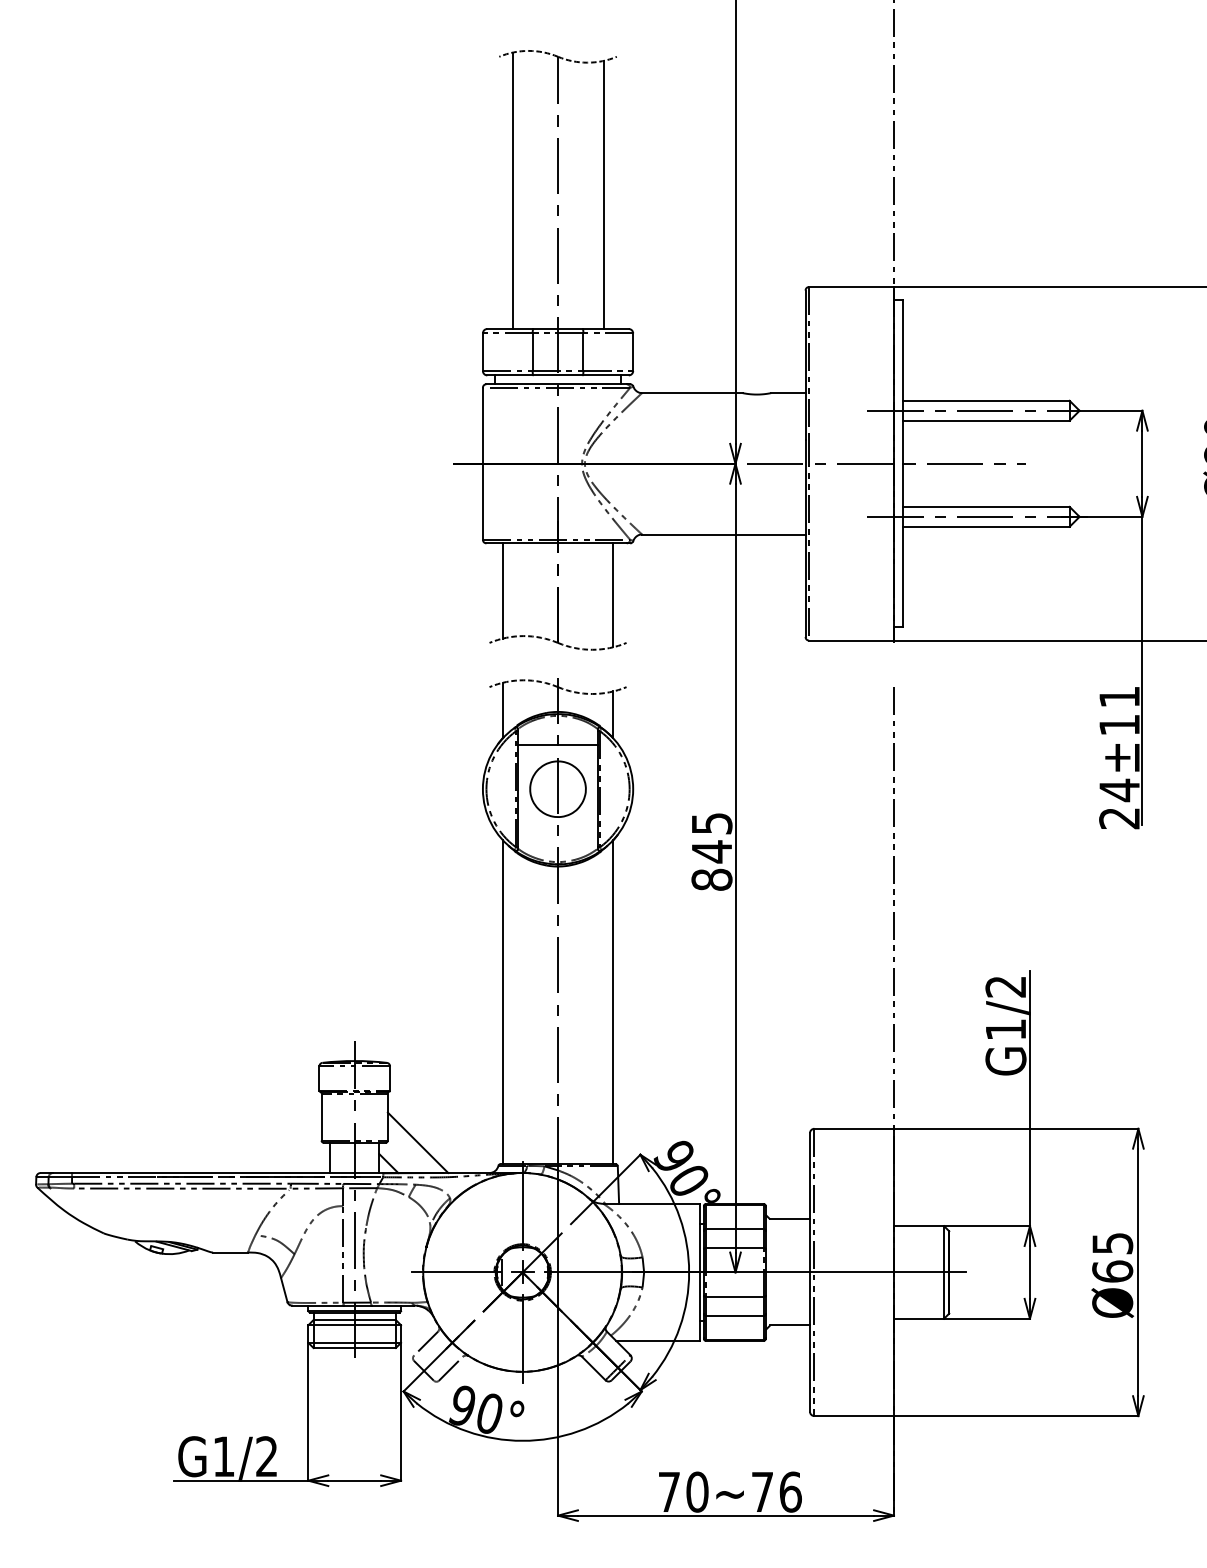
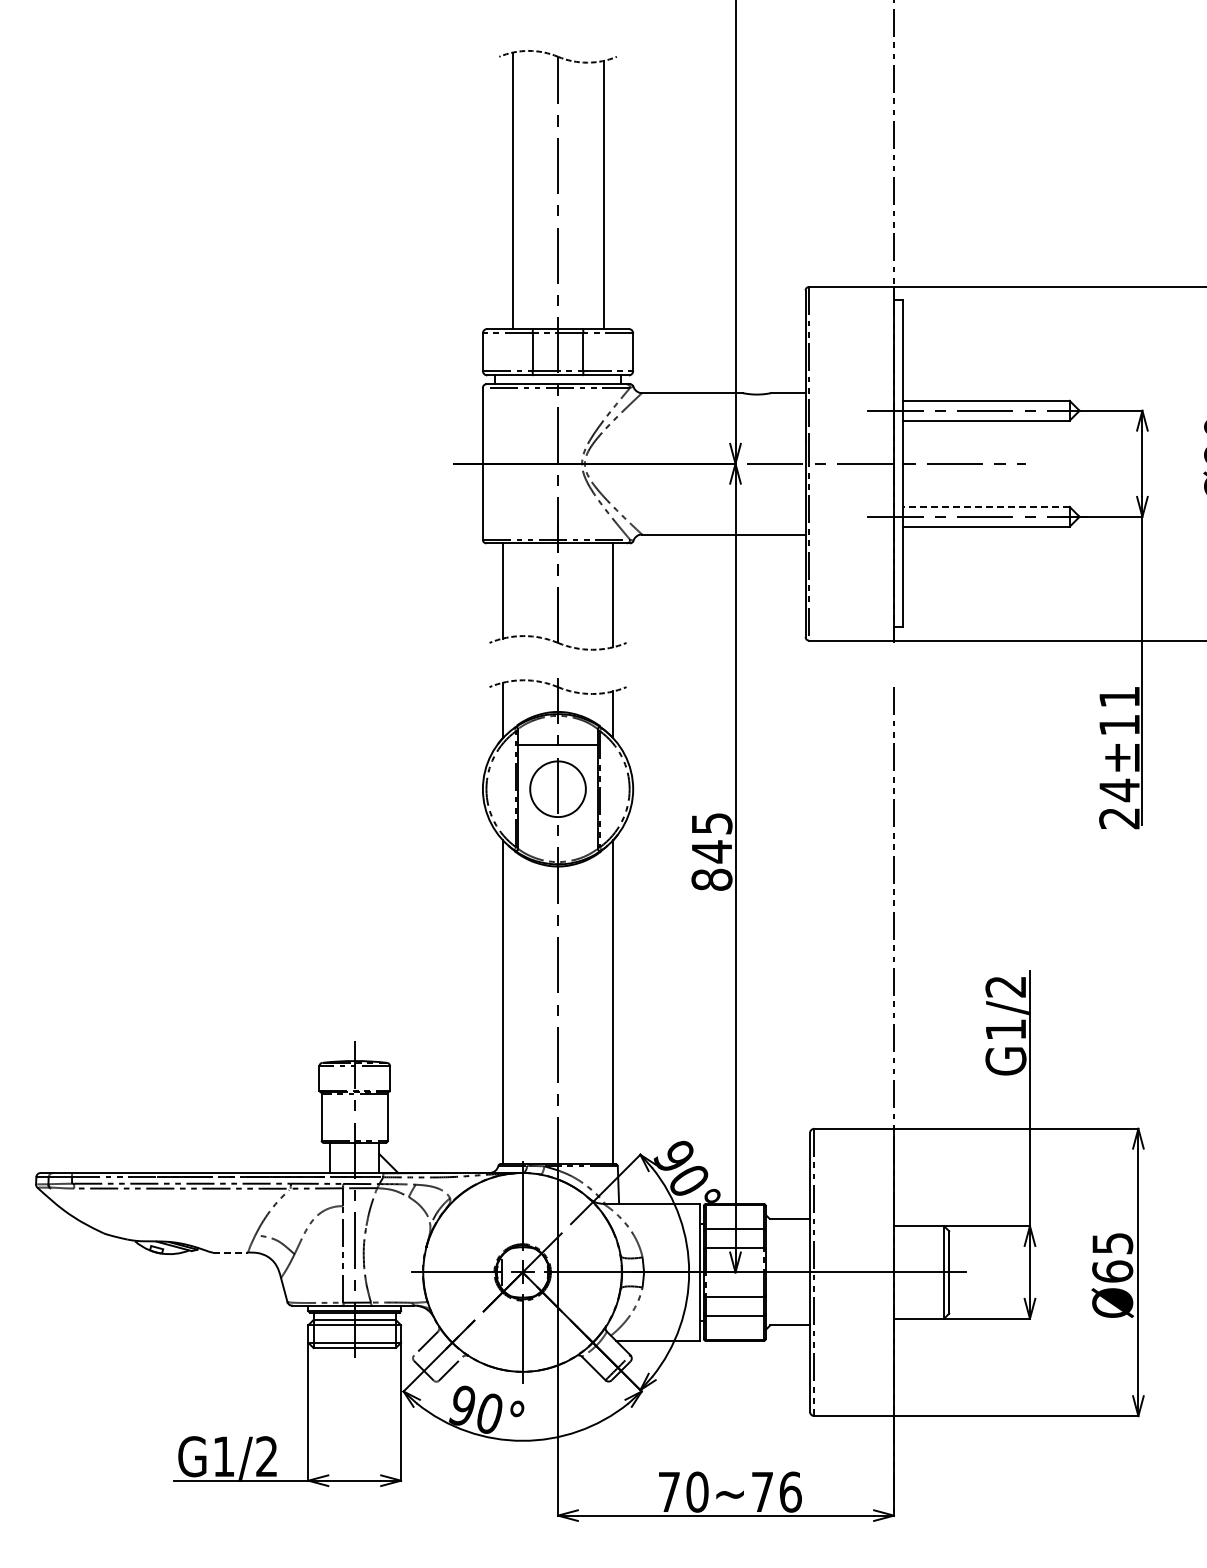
line: solid -> dashed (985, 506)
line: present -> none (417, 1142)
line: solid -> dashed (230, 1252)
